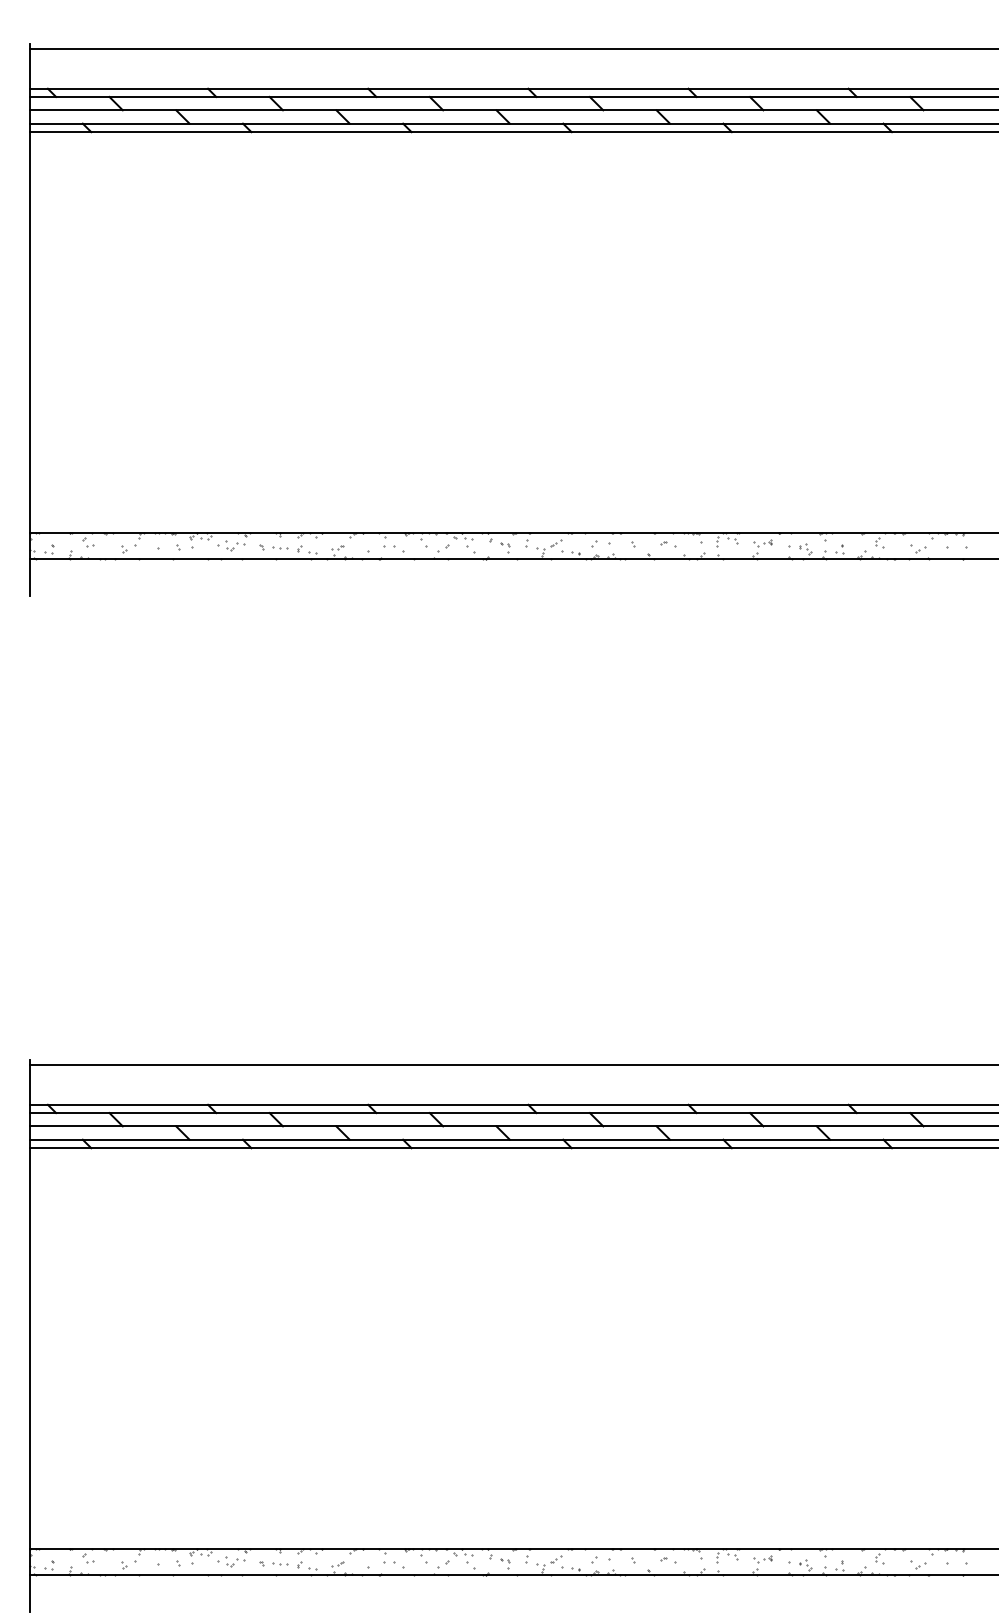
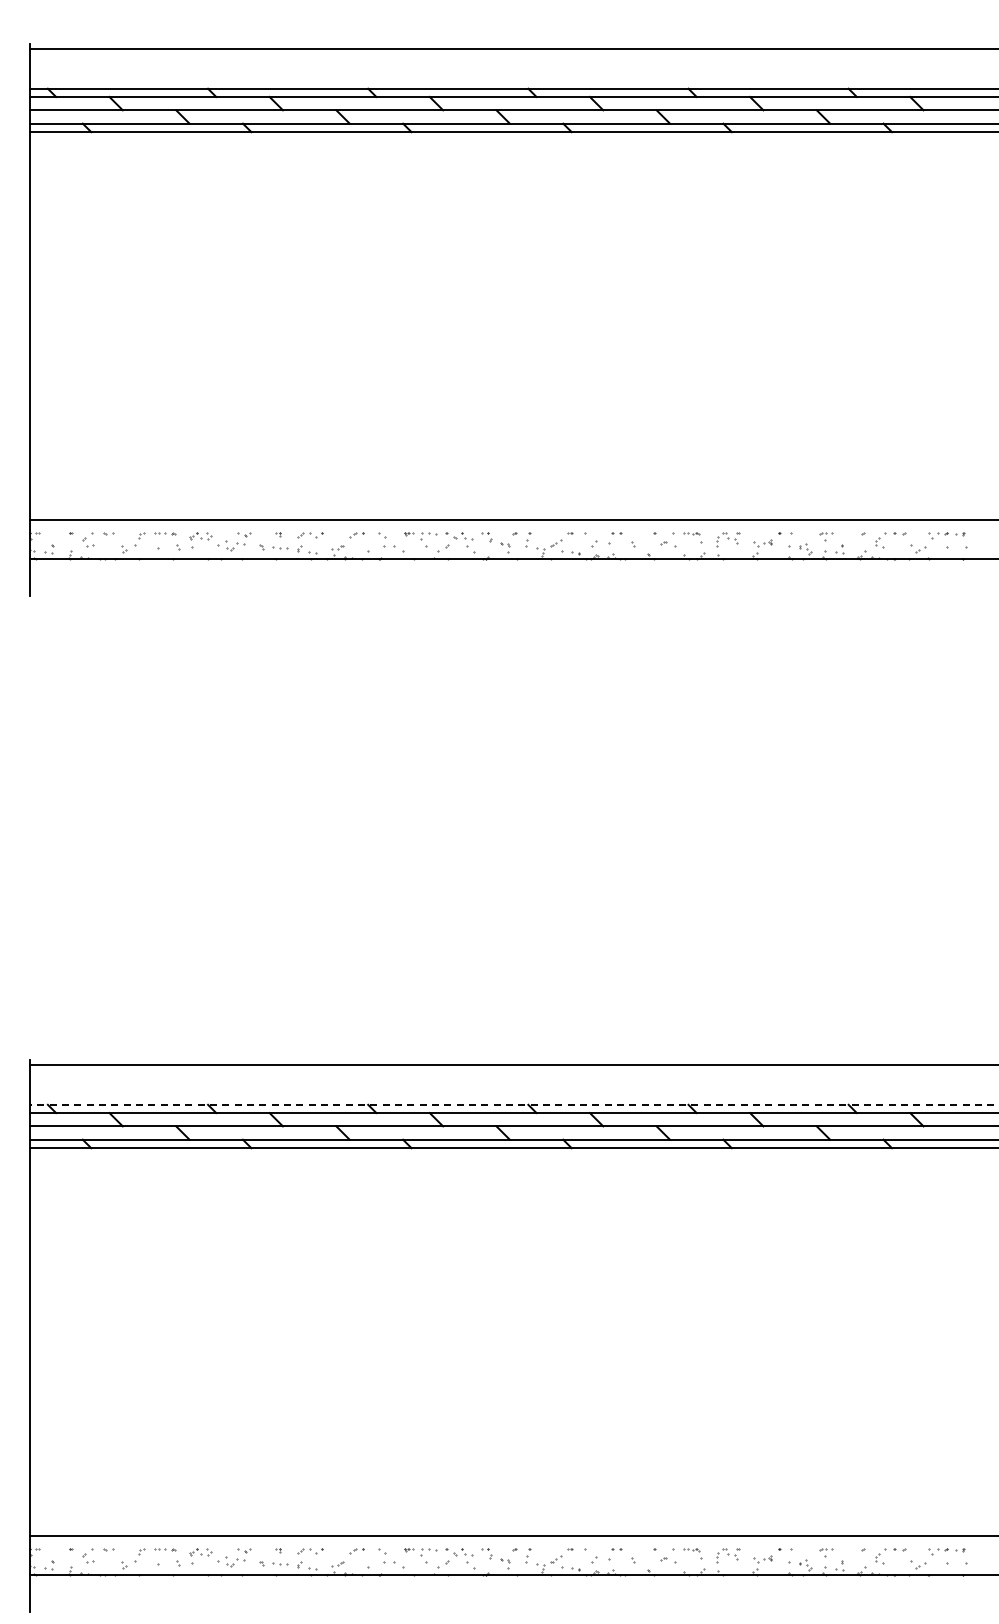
line position: (512, 532) -> (512, 519) (512, 519)
line: solid -> dashed (513, 1104)
line position: (512, 1548) -> (512, 1535) (512, 1535)
